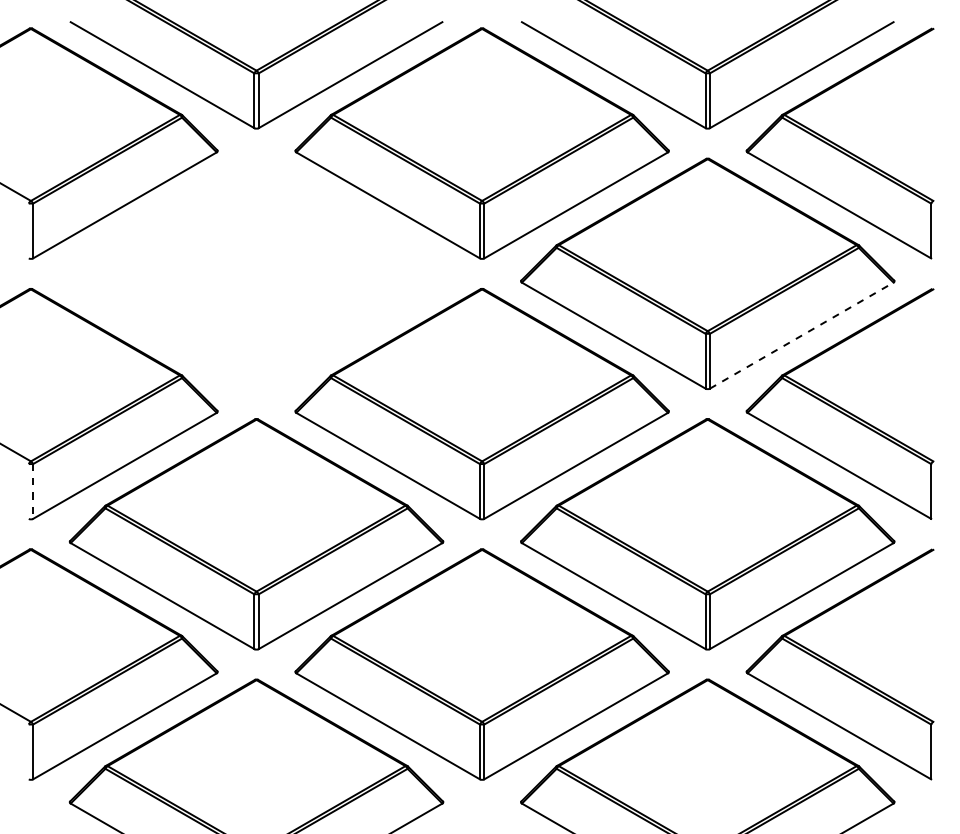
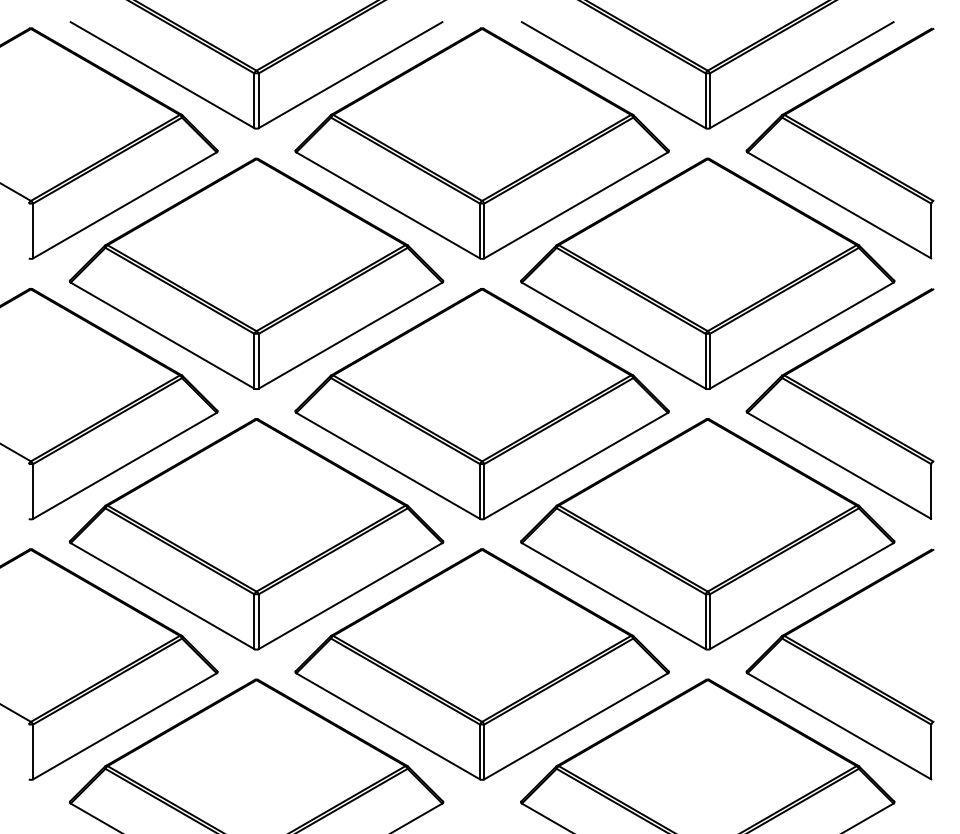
part: none -> present (256, 273)
line: dashed -> solid (802, 335)
line: dashed -> solid (33, 491)
